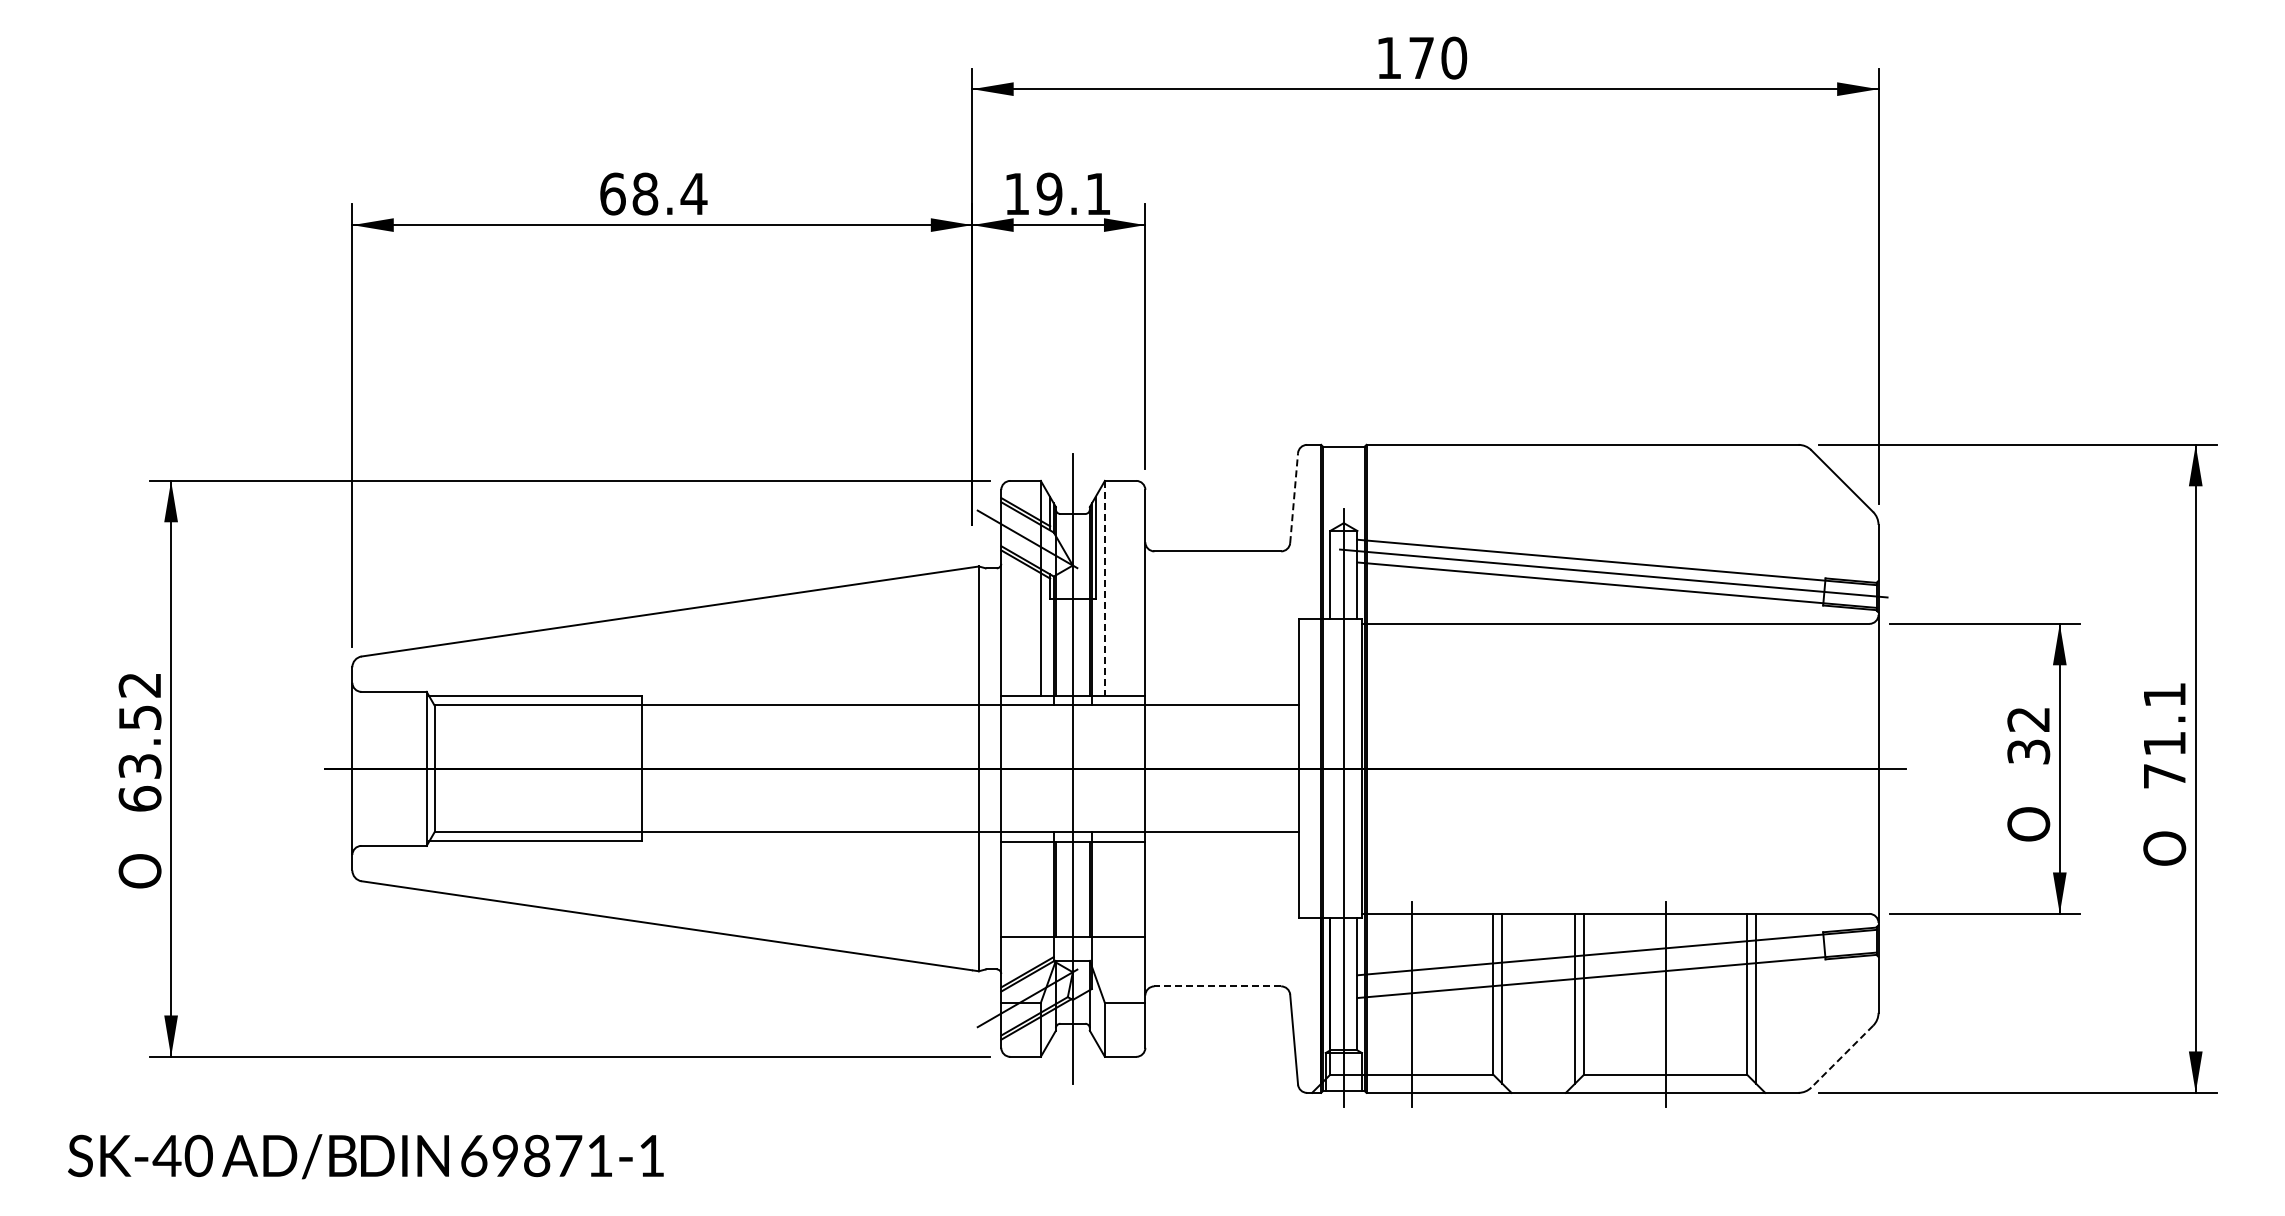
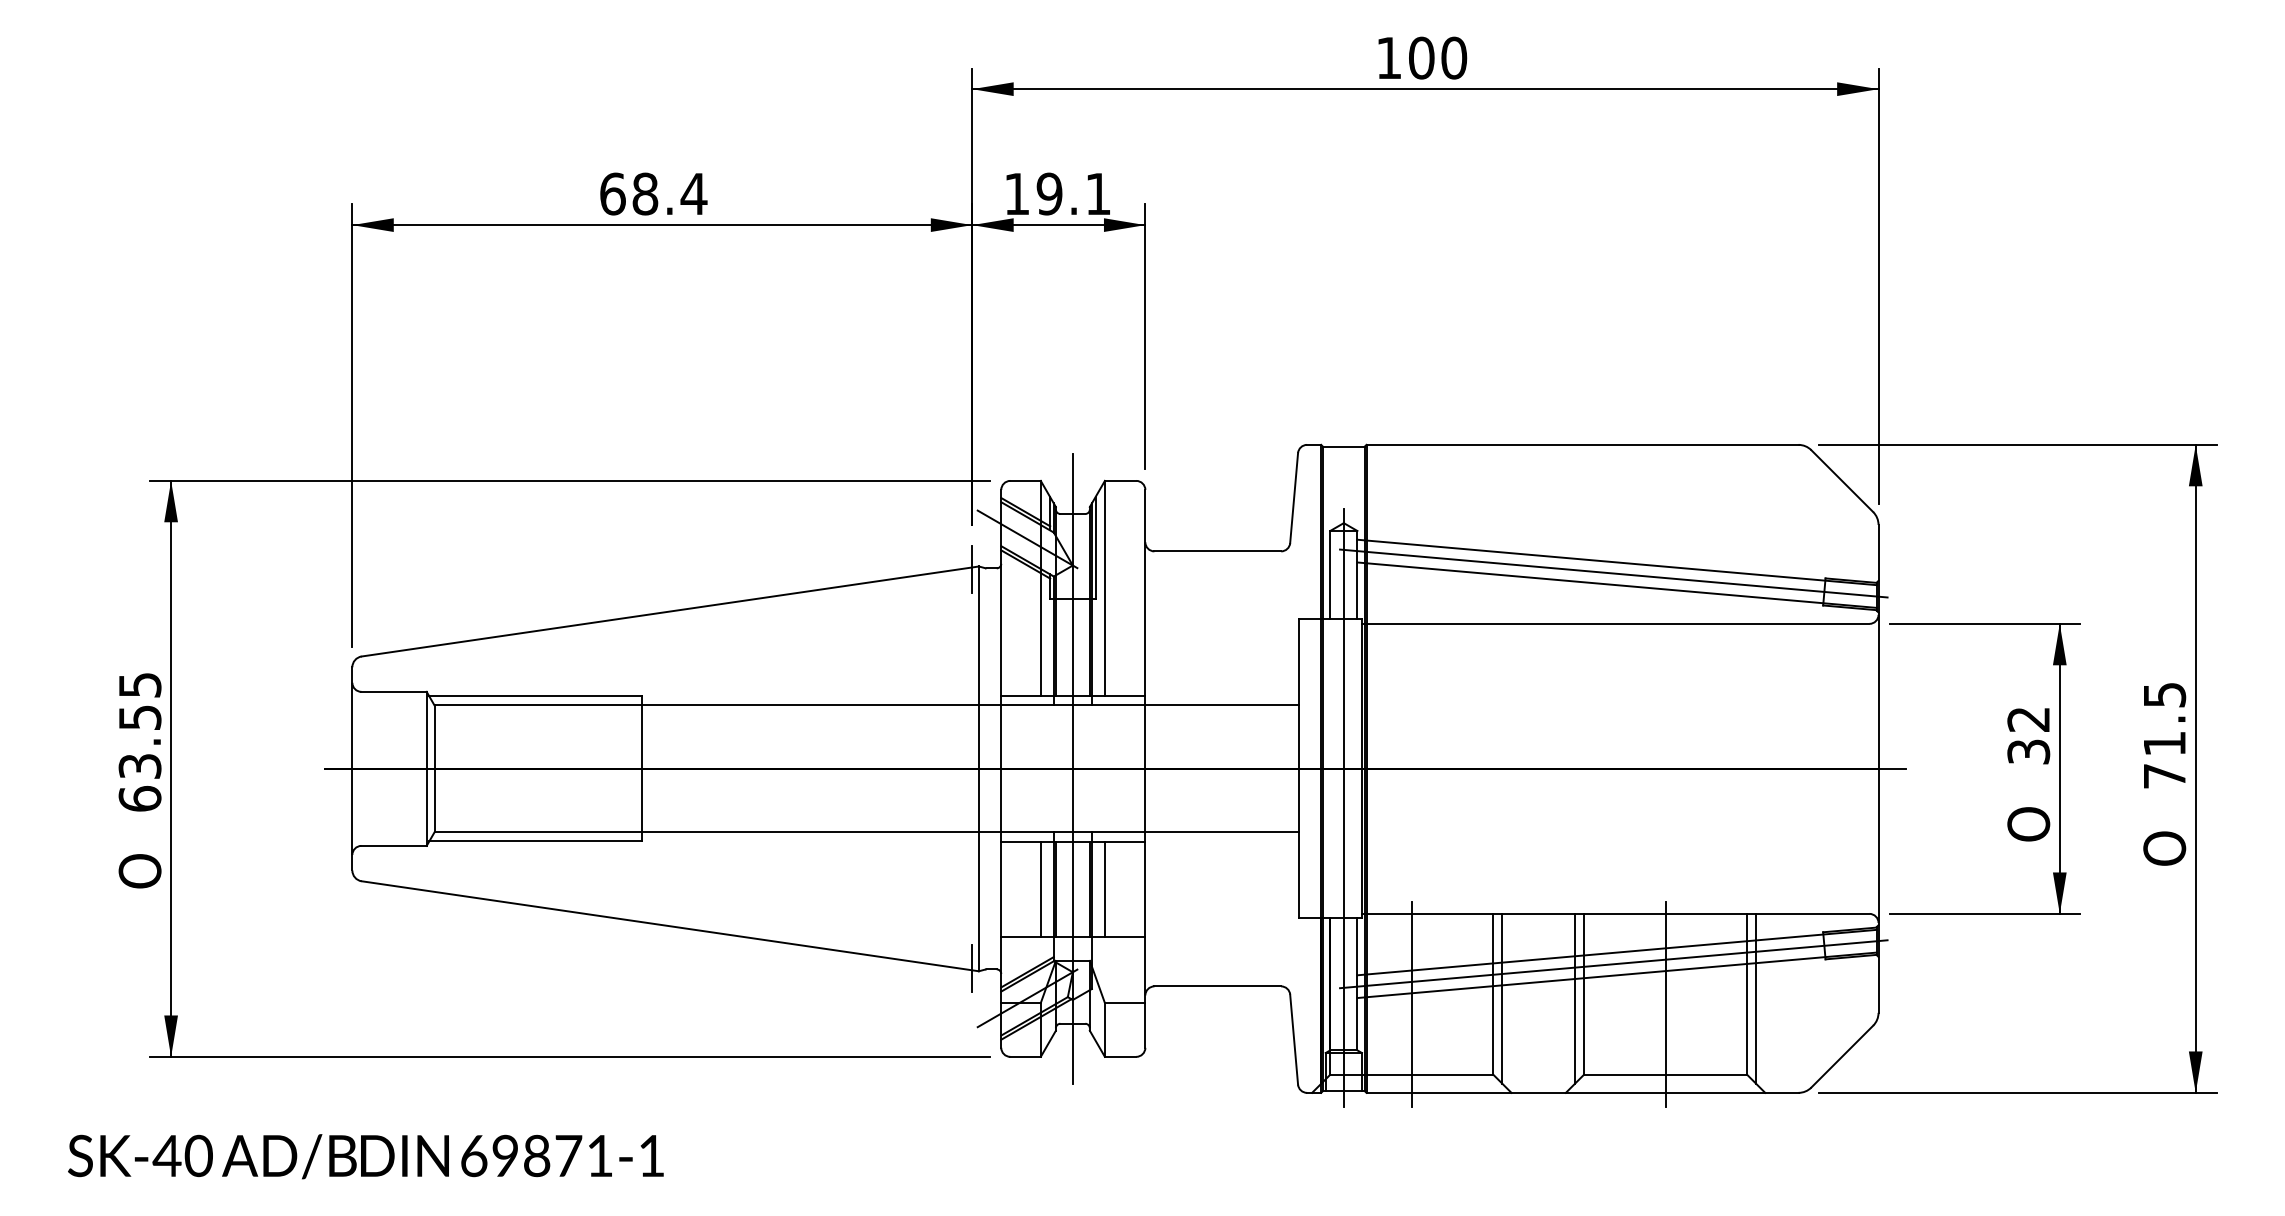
text: 170 -> 100 (1421, 57)
line: dashed -> solid (1294, 497)
line: none -> present (972, 569)
line: dashed -> solid (1104, 588)
text: 63.52 -> 63.55 (139, 685)
text: 71.1 -> 71.5 (2165, 695)
line: none -> present (1040, 888)
line: none -> present (1104, 888)
line: none -> present (1613, 964)
line: none -> present (972, 967)
line: dashed -> solid (1217, 986)
line: dashed -> solid (1842, 1056)
